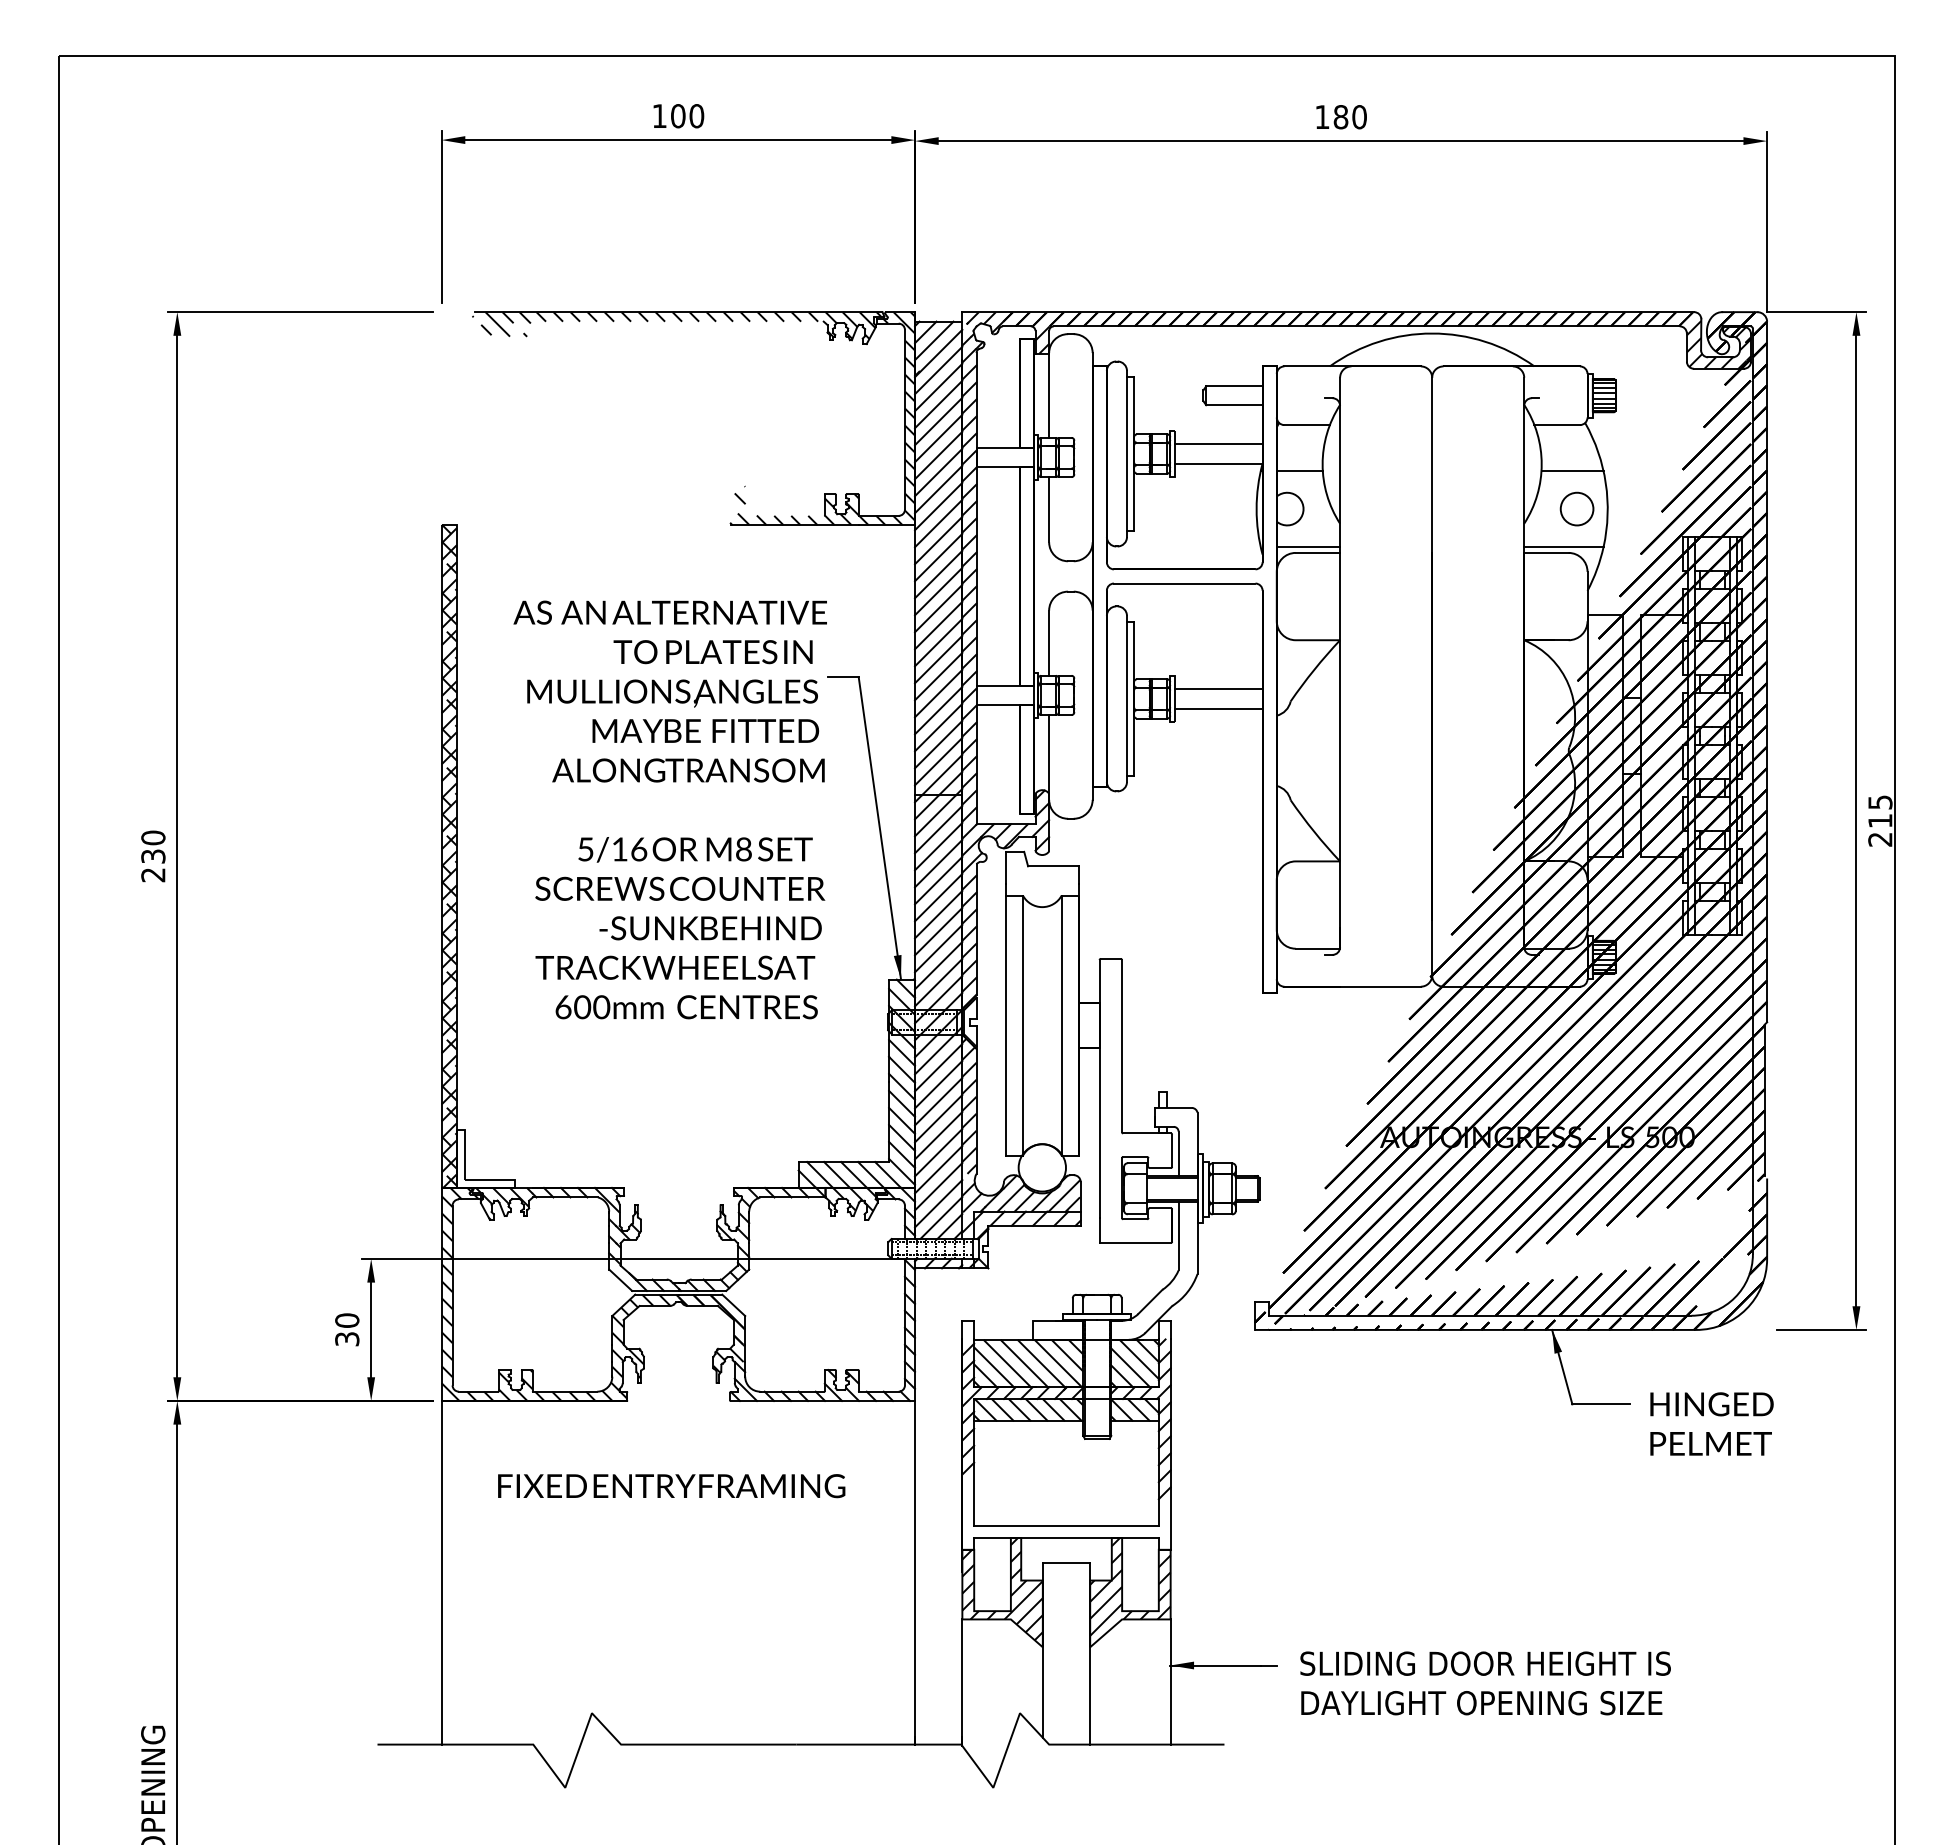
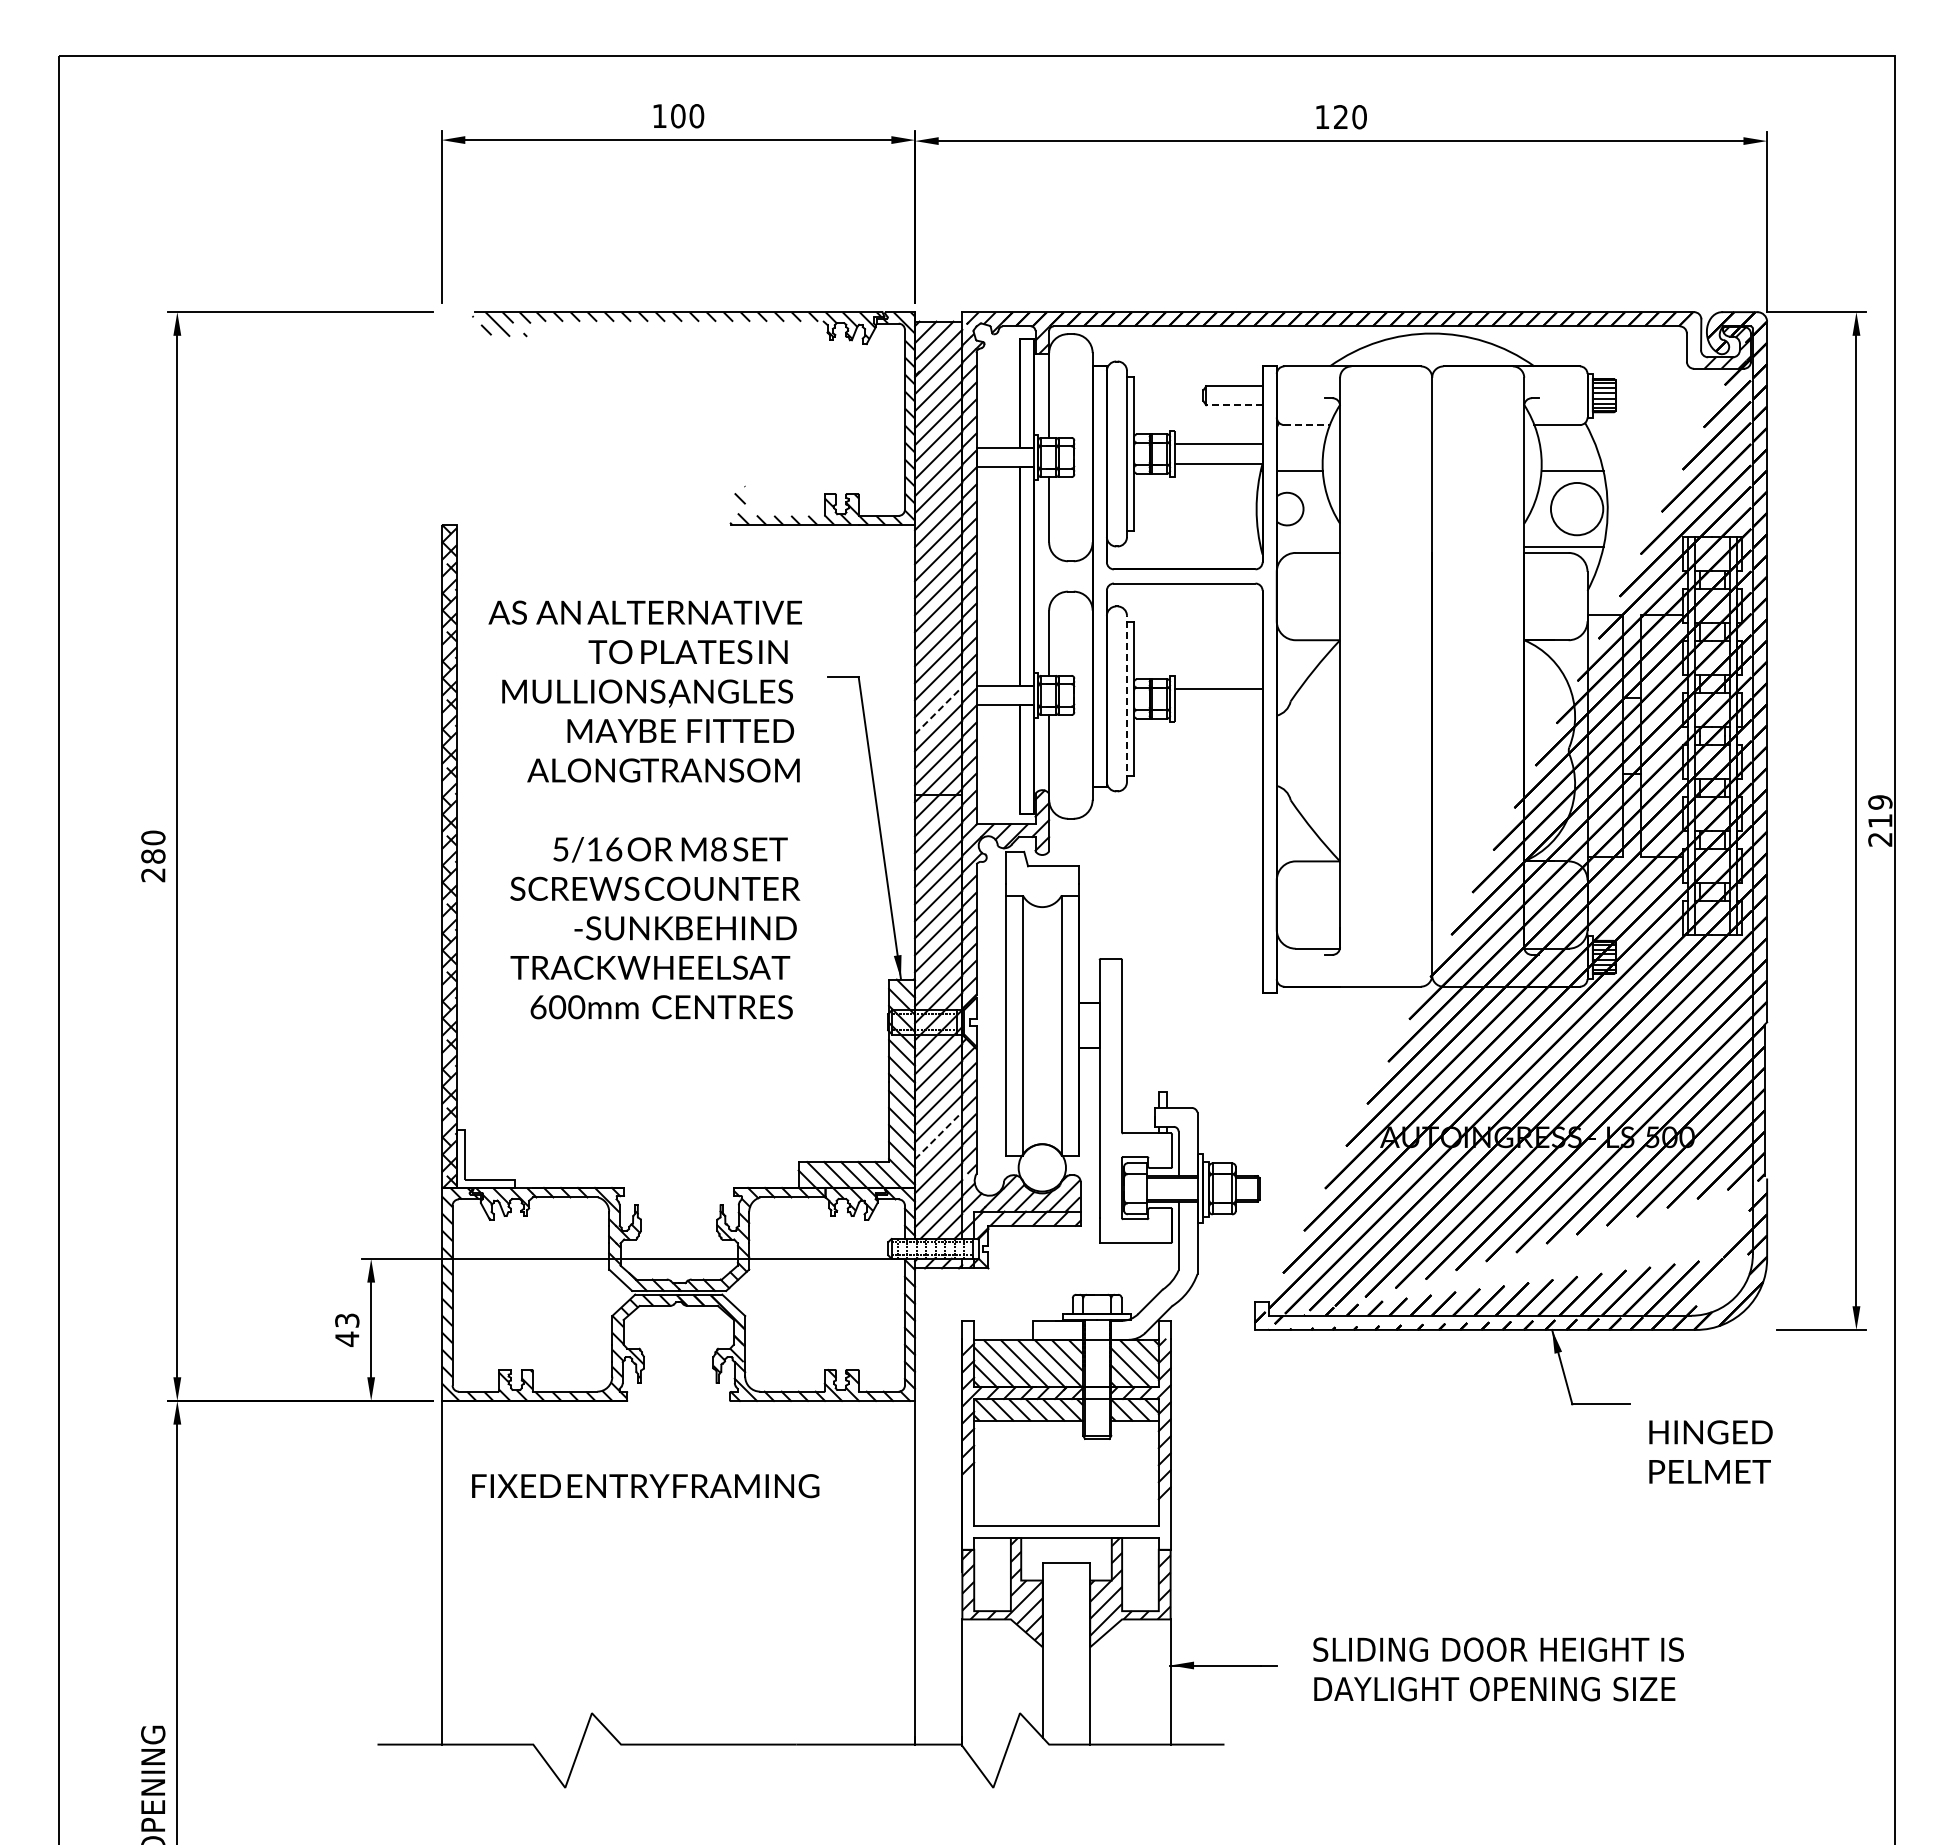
text: 180 -> 120 (1340, 117)
hatch: present -> none (1694, 343)
line: solid -> dashed (1233, 405)
line: solid -> dashed (1307, 425)
circle diameter: 33 px -> 52 px (1576, 508)
line: present -> none (1308, 546)
line: solid -> dashed (1127, 698)
line: present -> none (1218, 708)
line: solid -> dashed (939, 710)
text: 215 -> 219 (1880, 802)
text position: (669, 809) -> (644, 809) (644, 809)
text: 230 -> 280 (153, 856)
line: solid -> dashed (939, 1135)
text: 30 -> 43 (347, 1329)
text position: (1711, 1423) -> (1710, 1451) (1710, 1451)
text position: (671, 1486) -> (645, 1486) (645, 1486)
text position: (1485, 1683) -> (1498, 1669) (1498, 1669)
